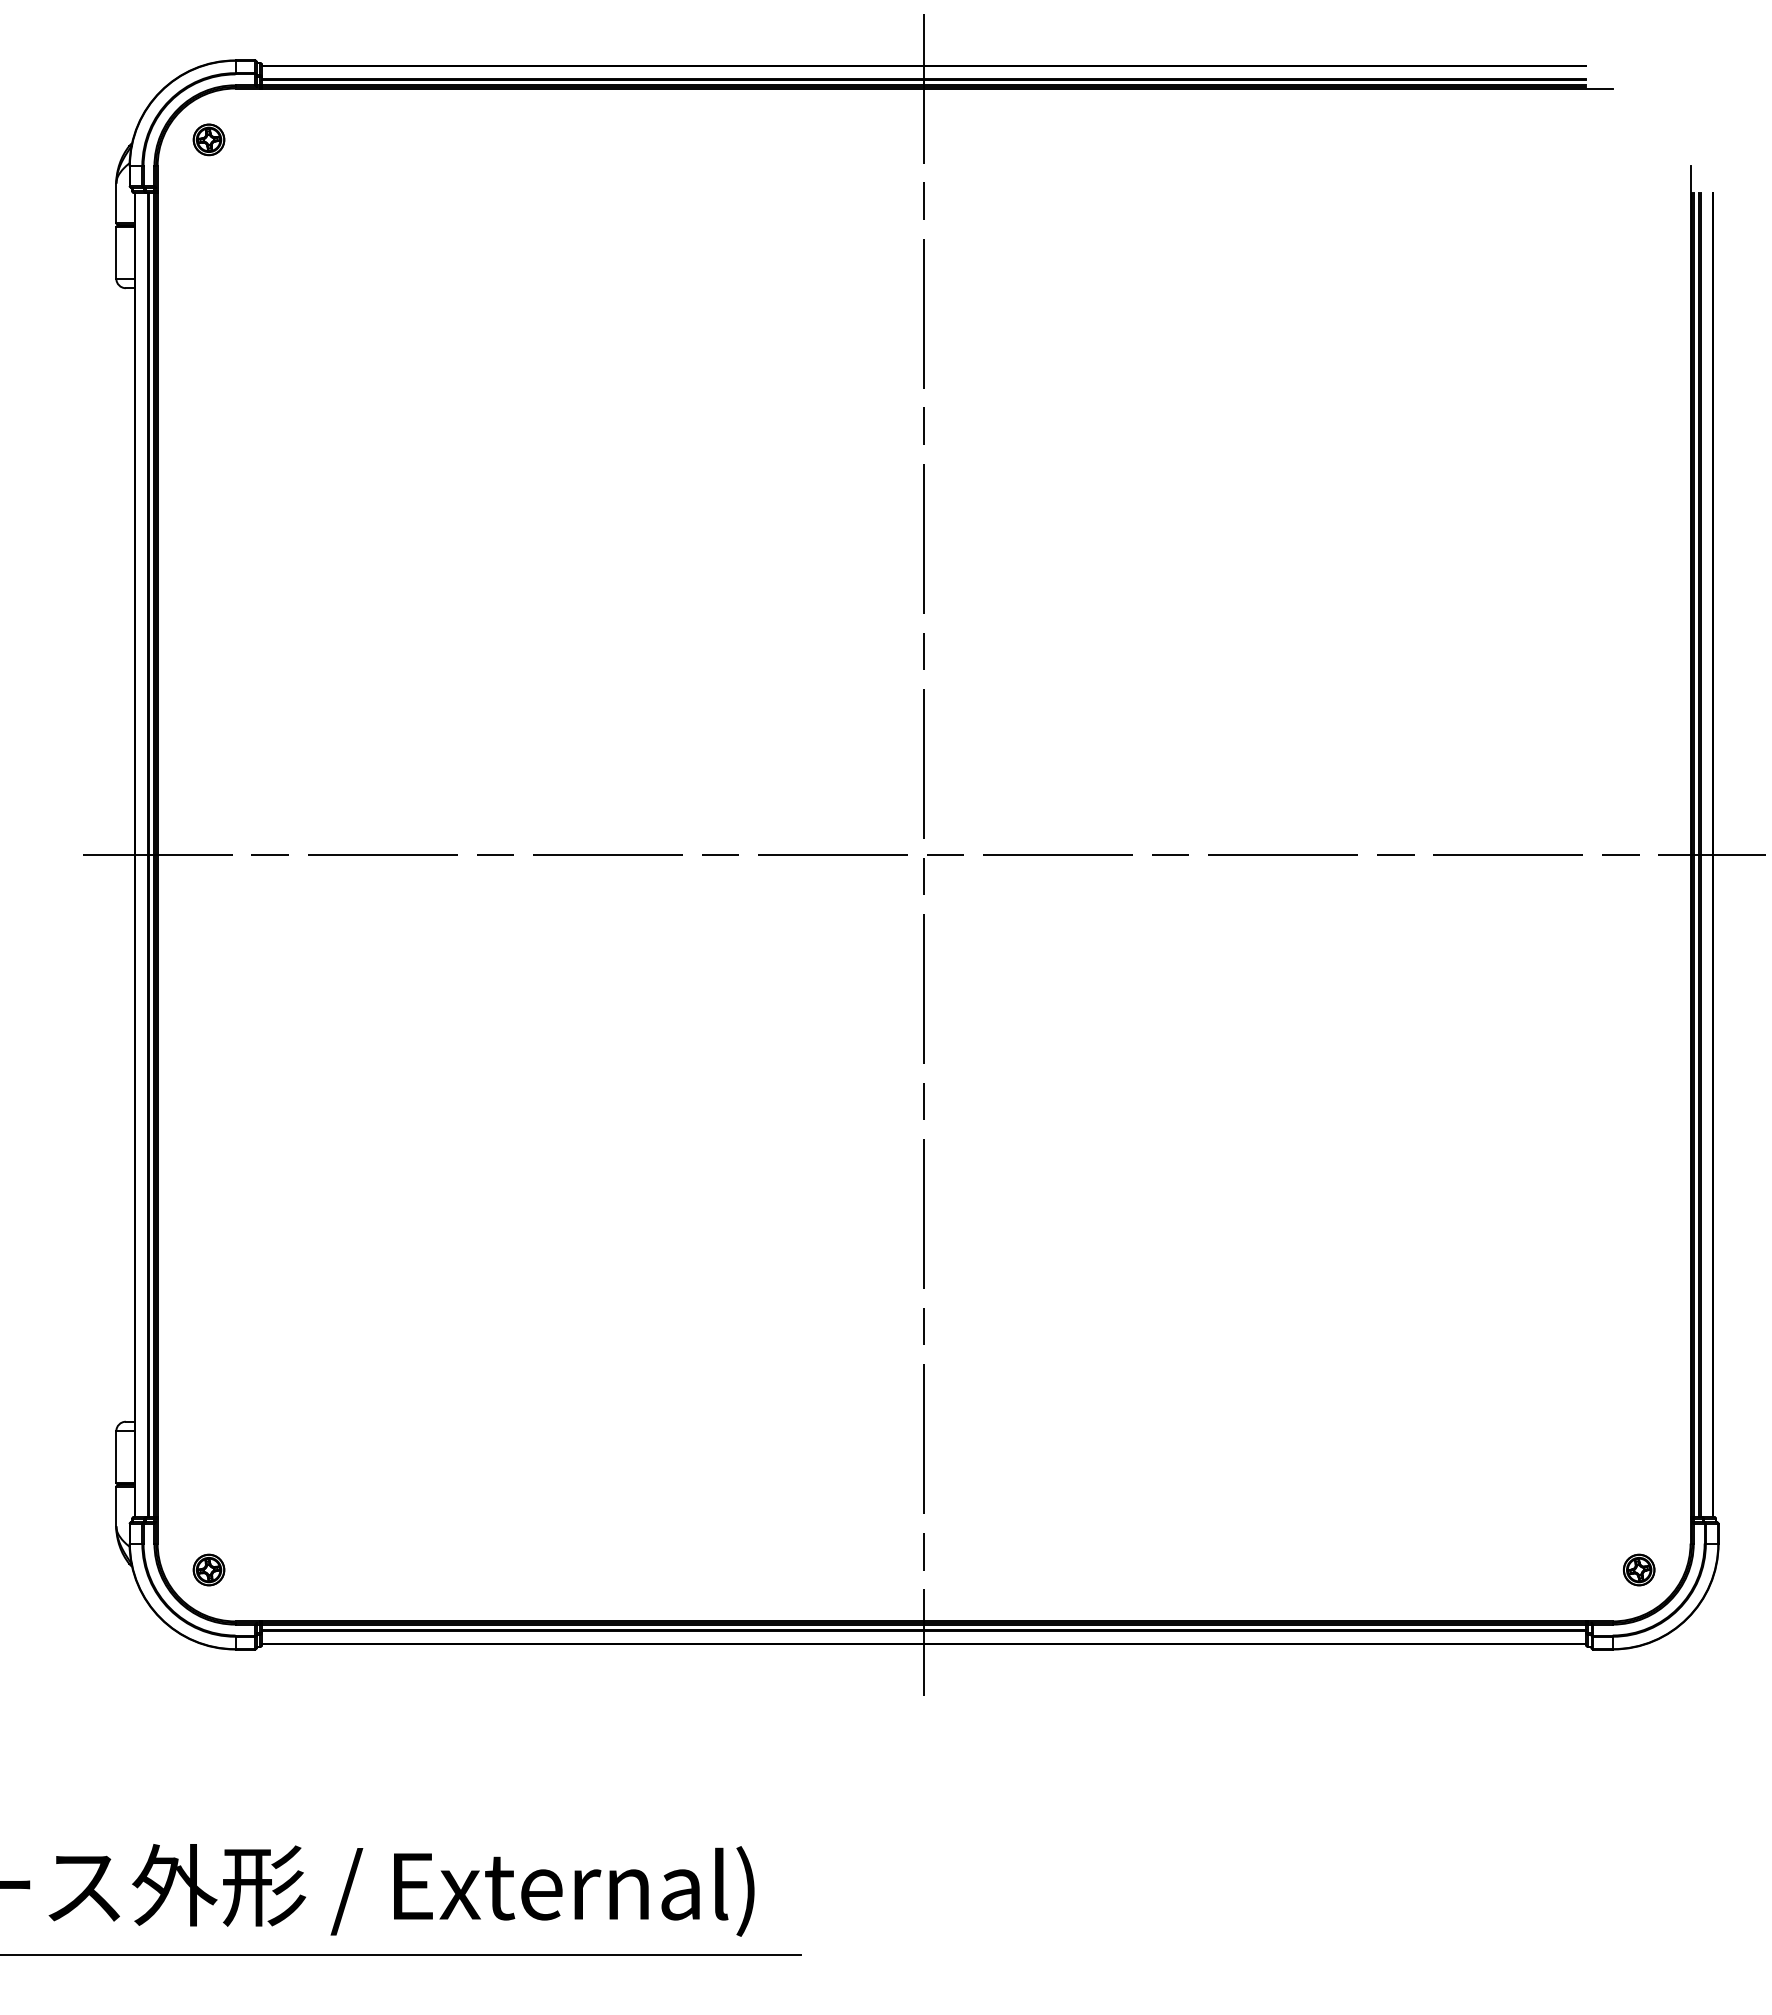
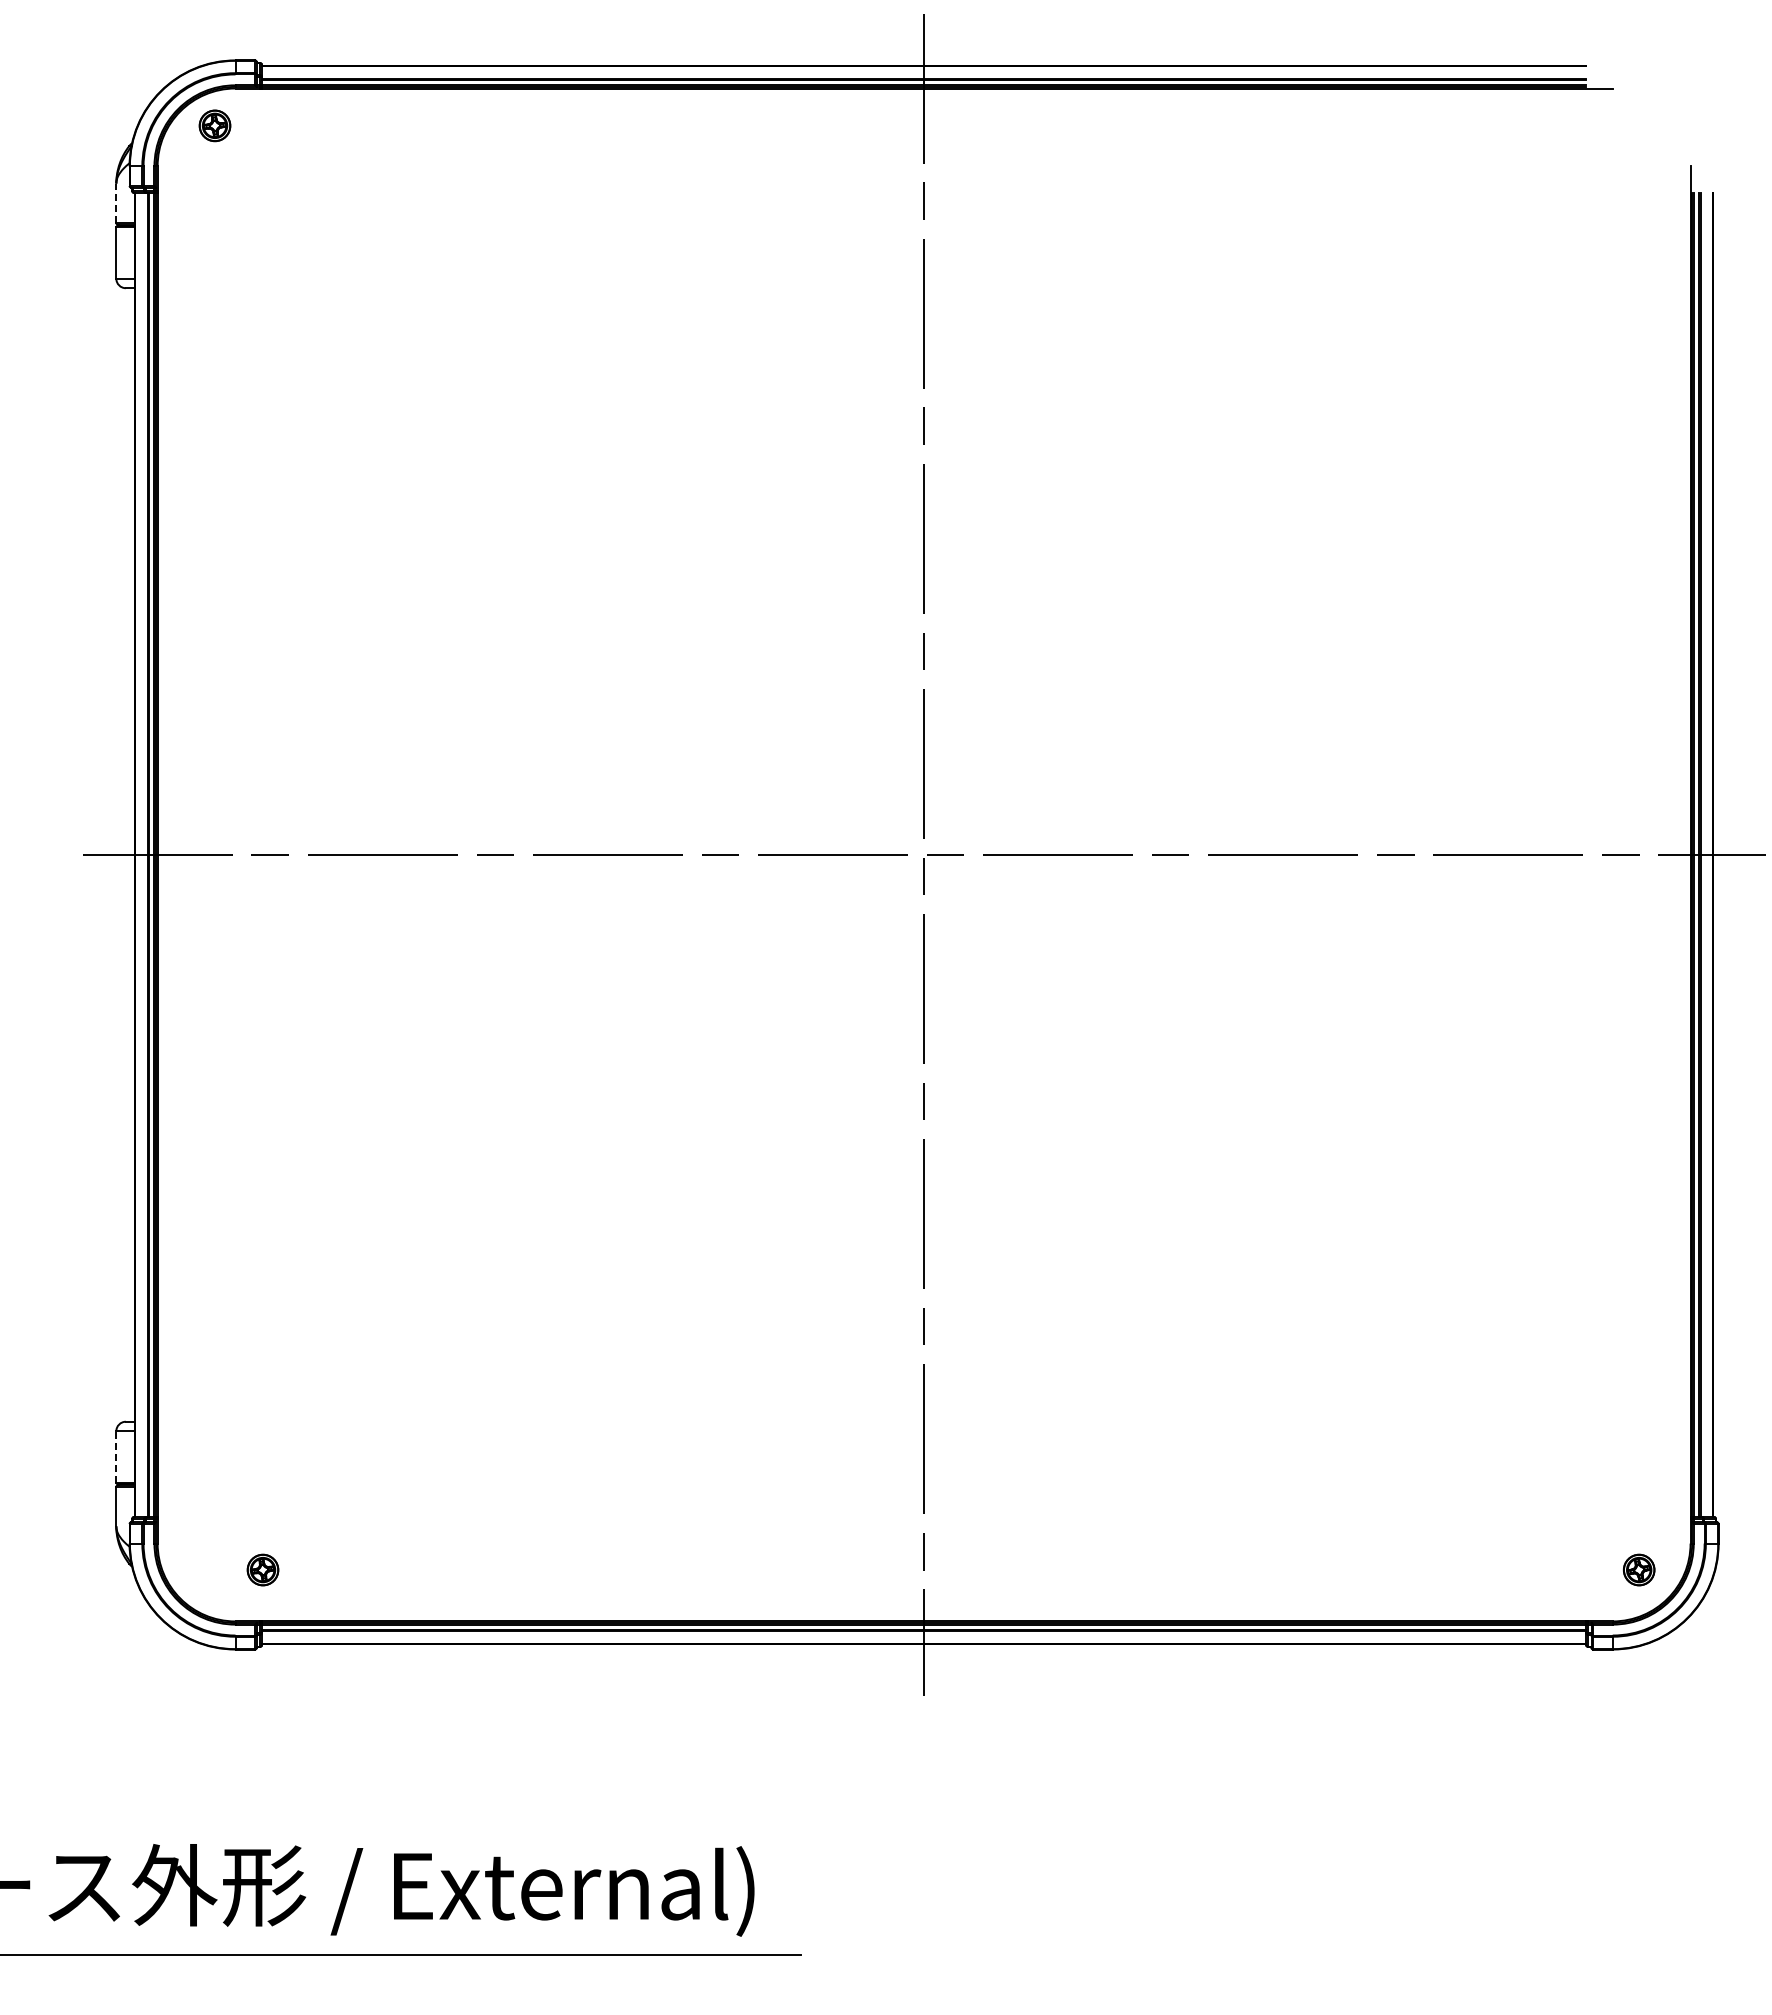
part position: (208, 139) -> (214, 125) (214, 125)
line: solid -> dashed (116, 203)
line: solid -> dashed (116, 1456)
part position: (208, 1569) -> (262, 1569) (262, 1569)
